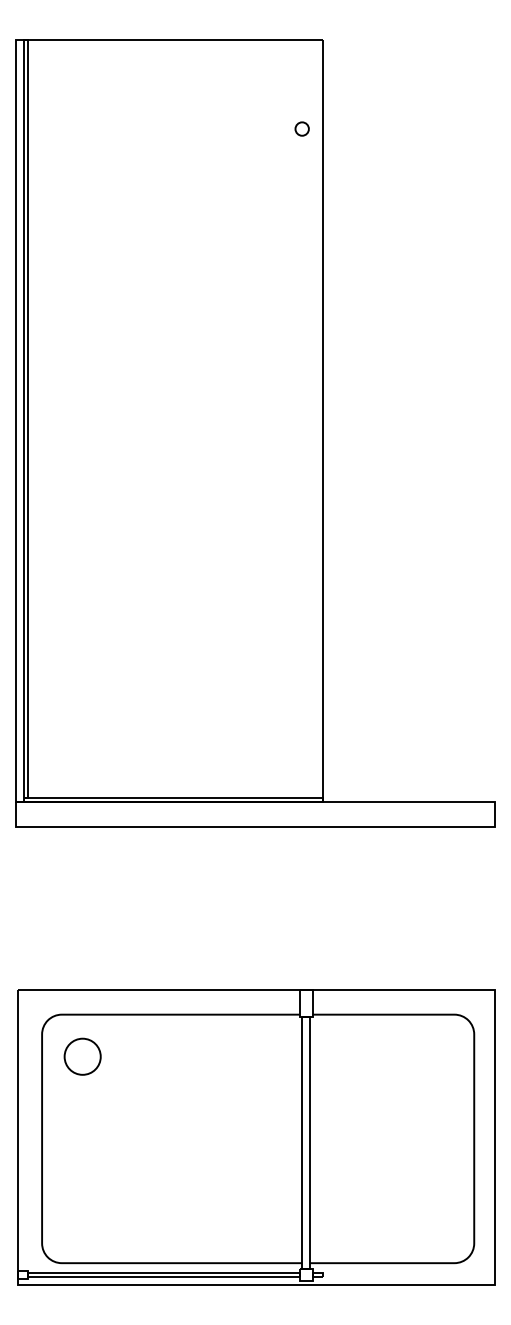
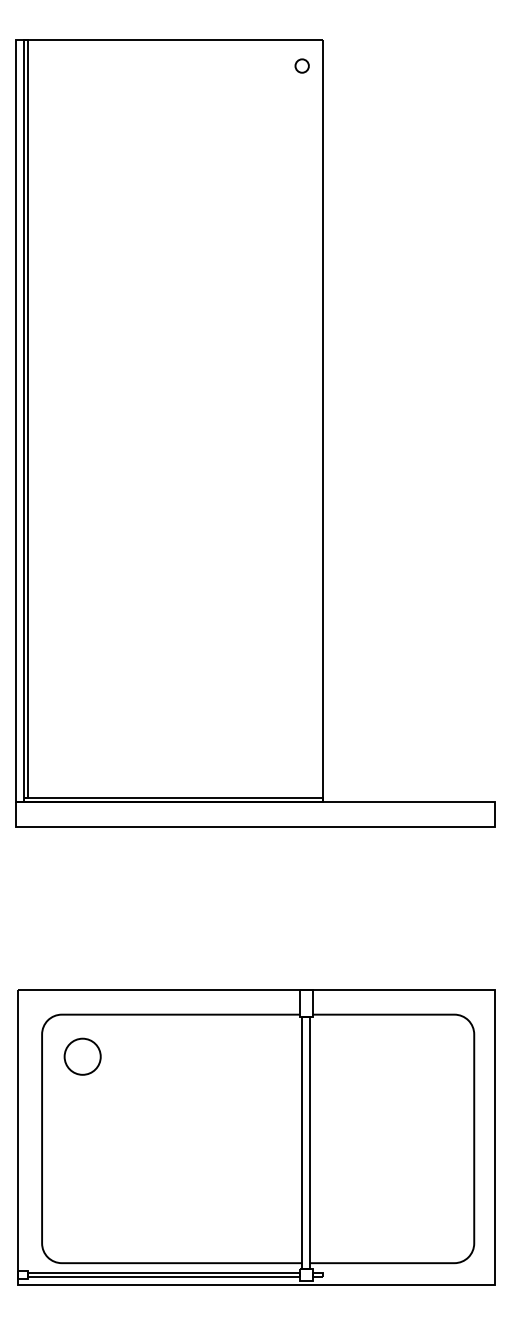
circle position: (301, 128) -> (301, 65) (301, 65)
